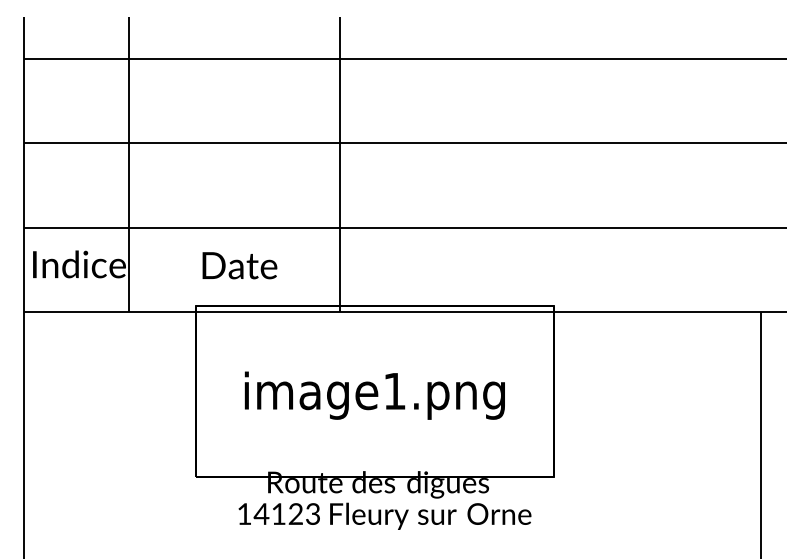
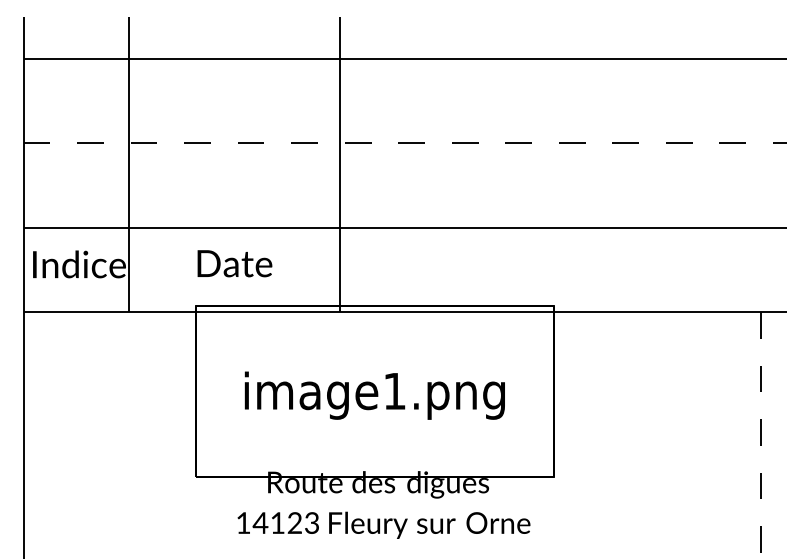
line: solid -> dashed (405, 143)
text position: (239, 265) -> (234, 263) (234, 263)
line: solid -> dashed (761, 435)
text position: (384, 515) -> (383, 524) (383, 524)
